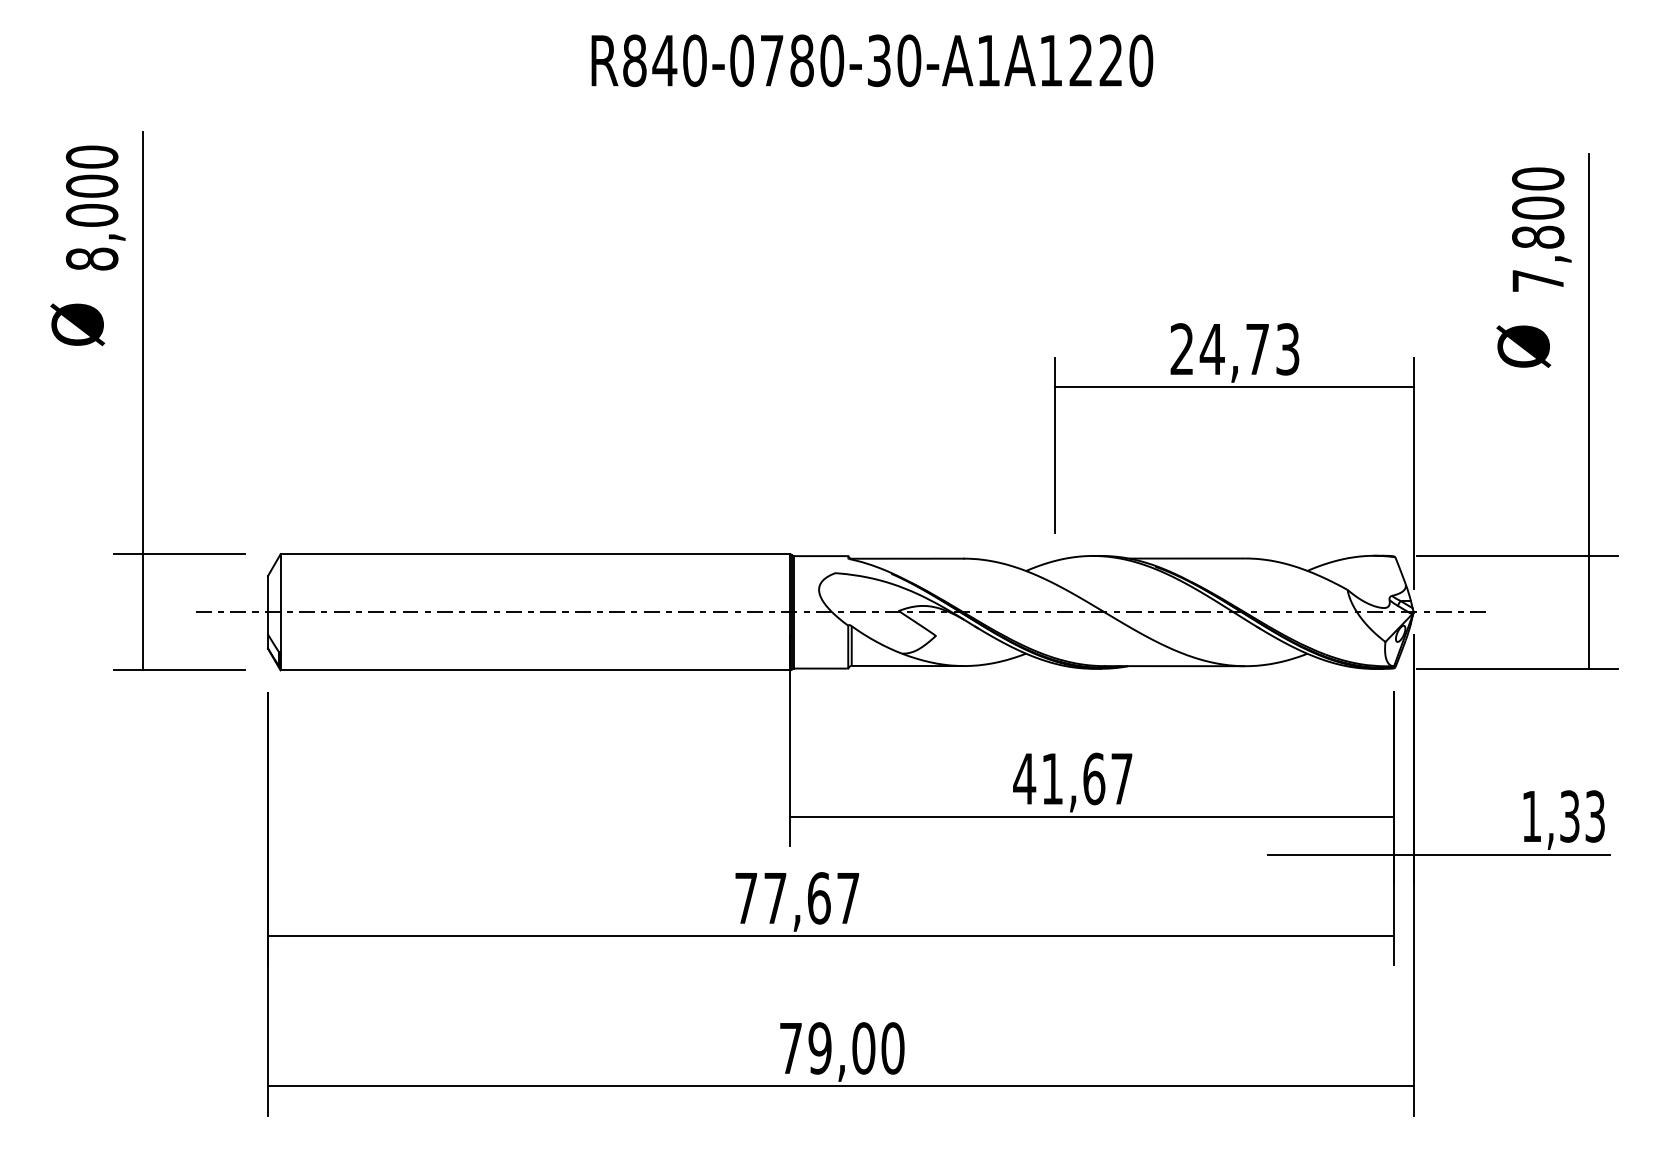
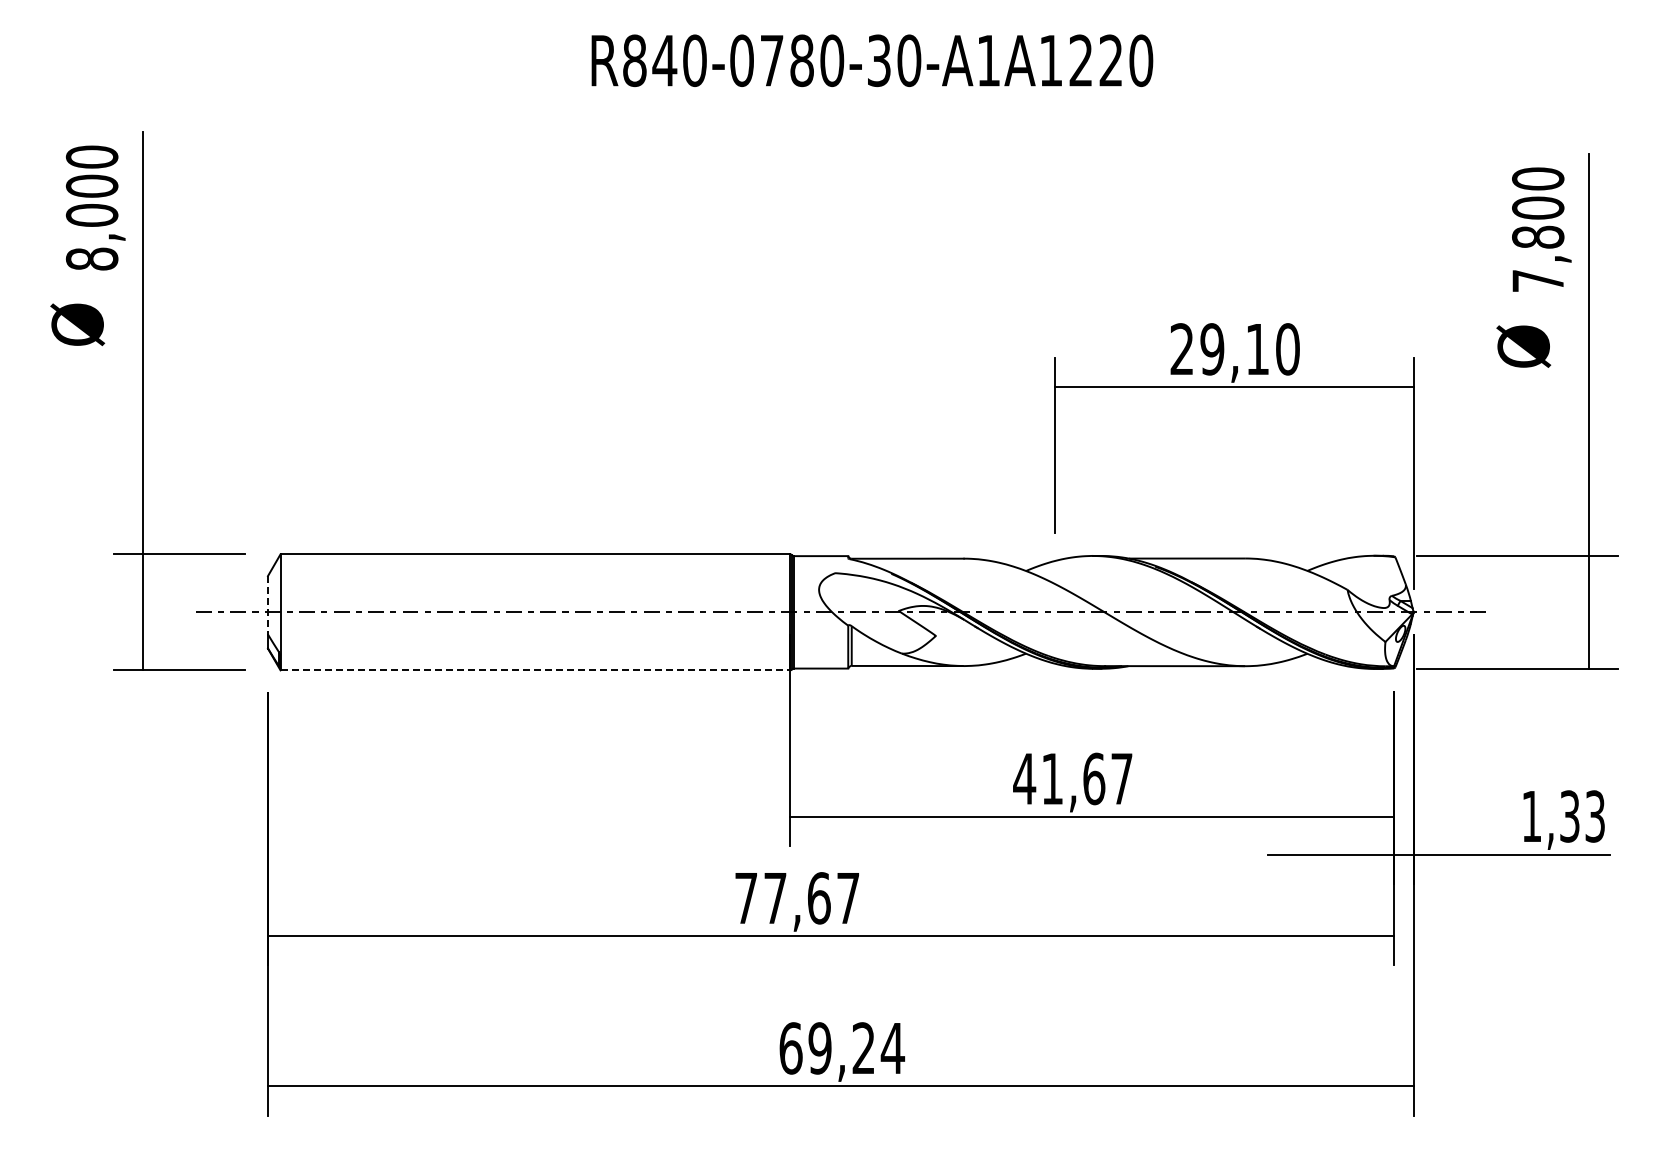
text: 24,73 -> 29,10 (1249, 349)
line: solid -> dashed (267, 605)
line: solid -> dashed (535, 670)
text: 79,00 -> 69,24 (842, 1048)
